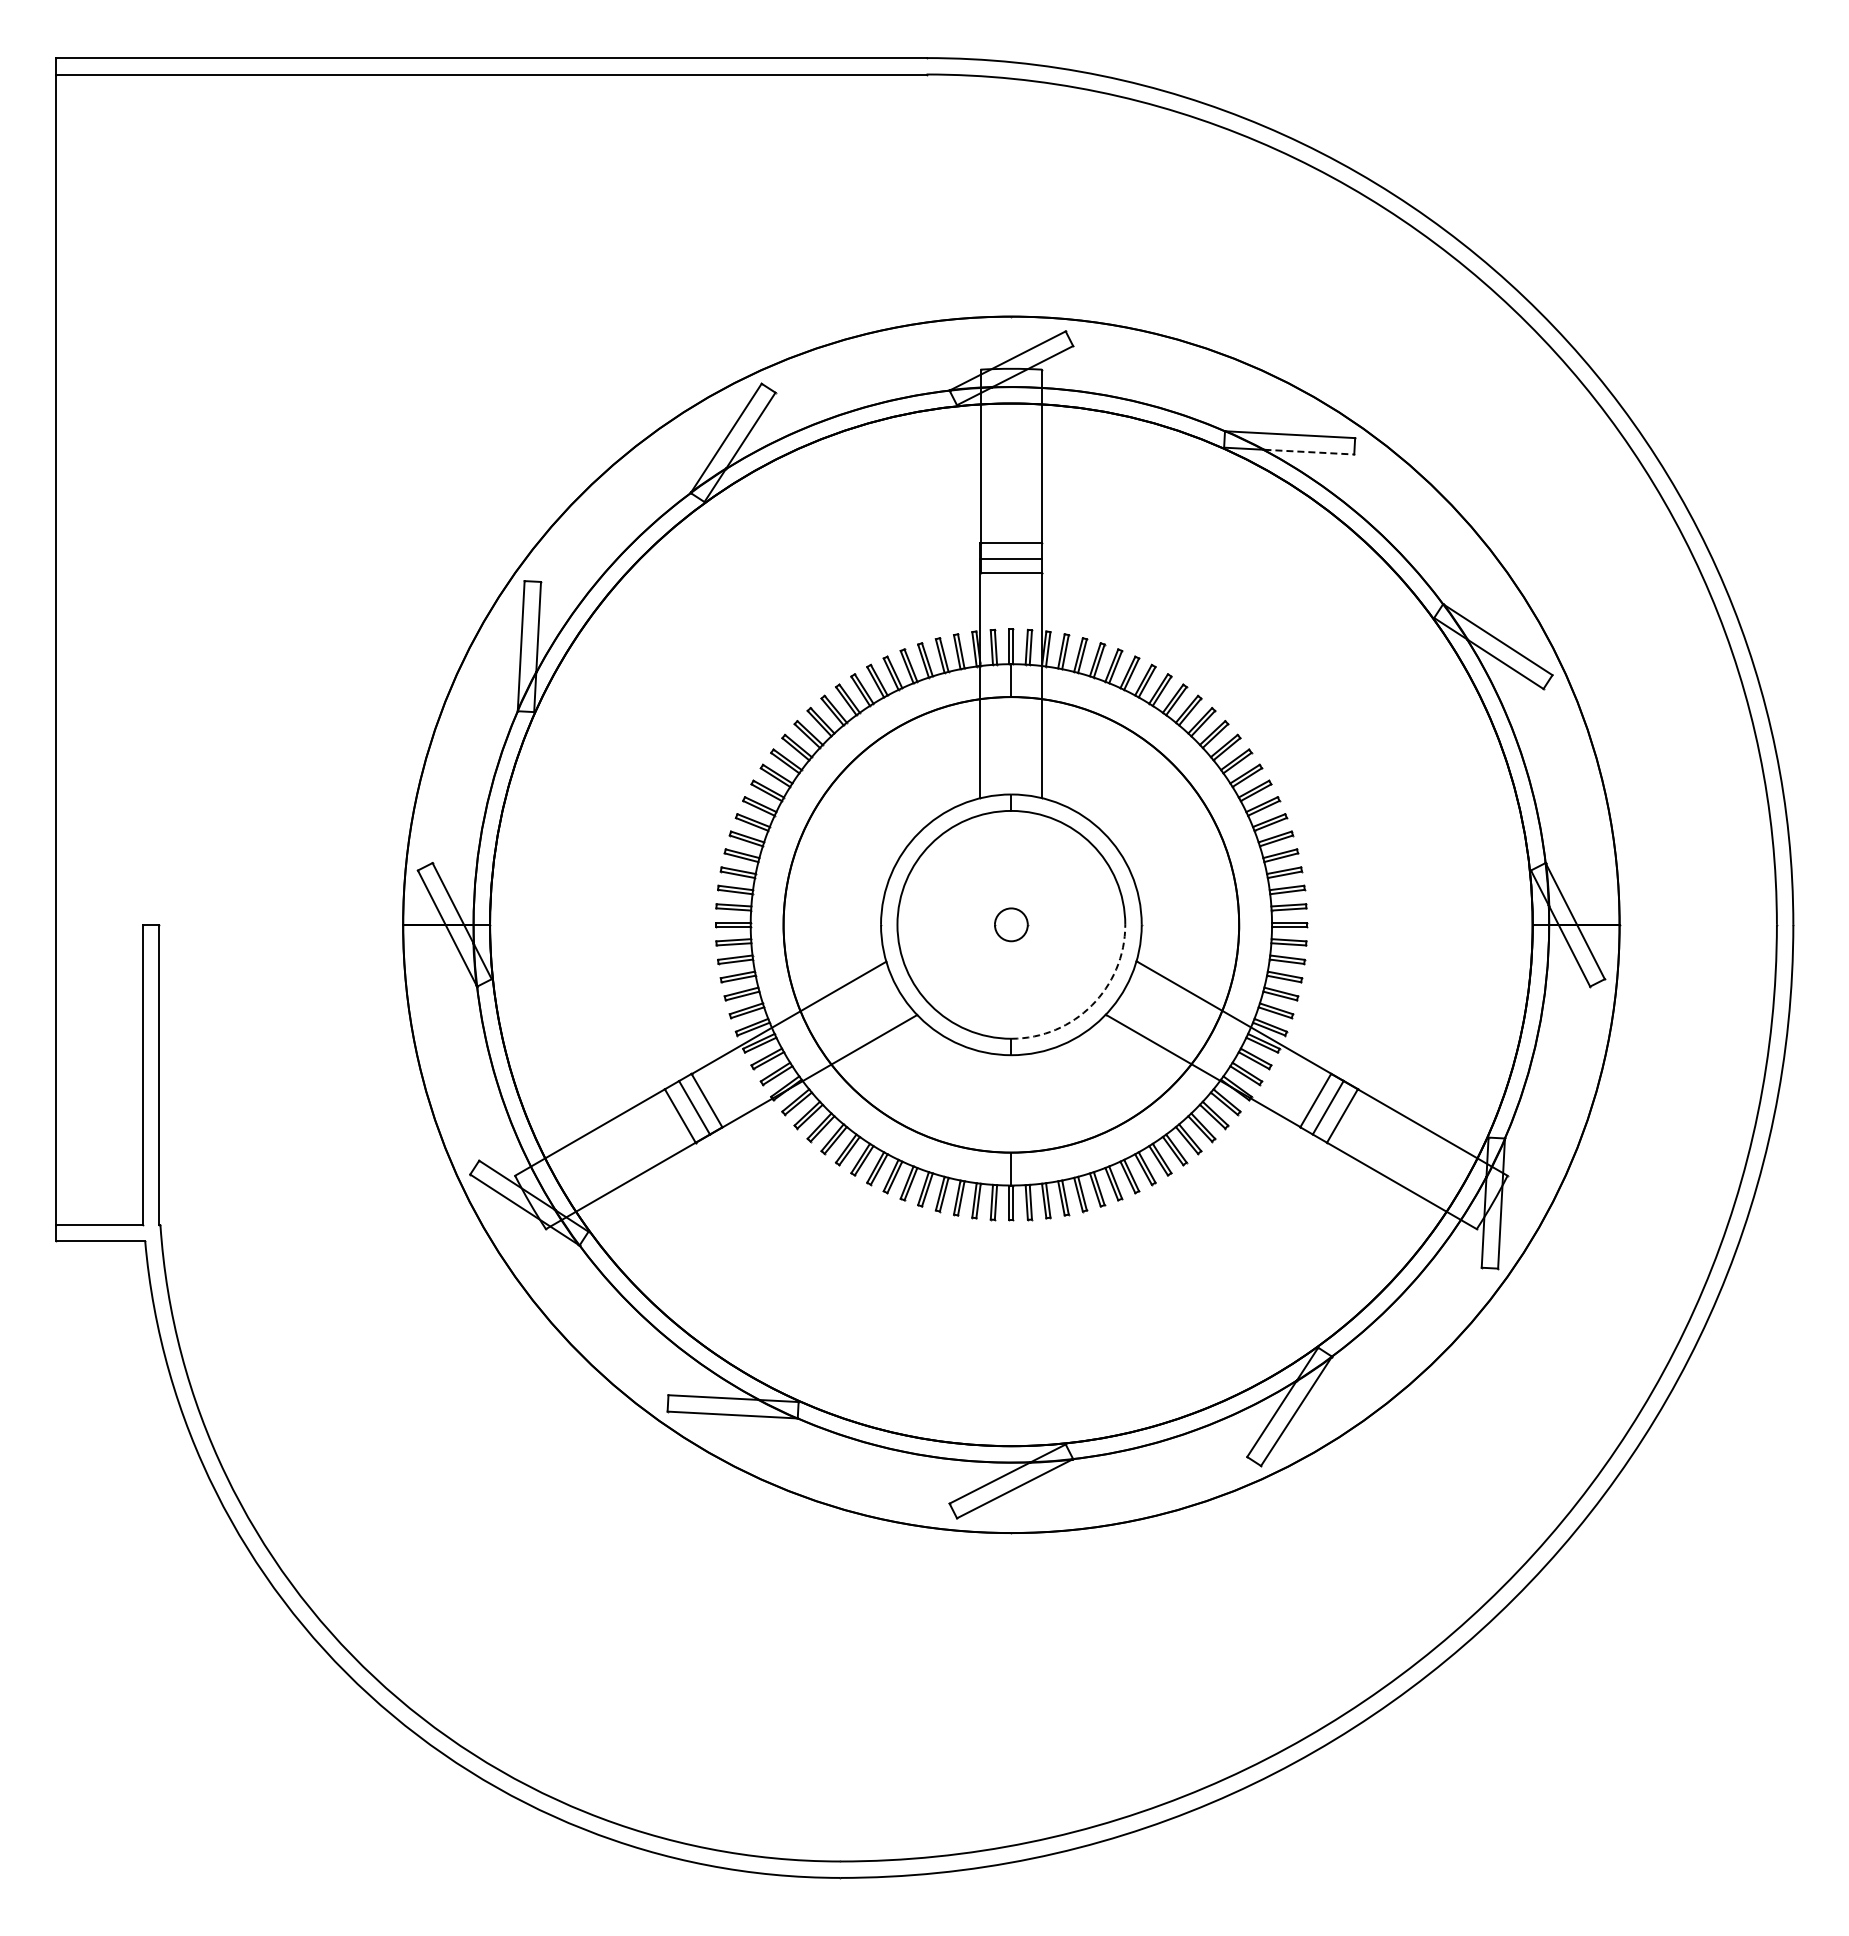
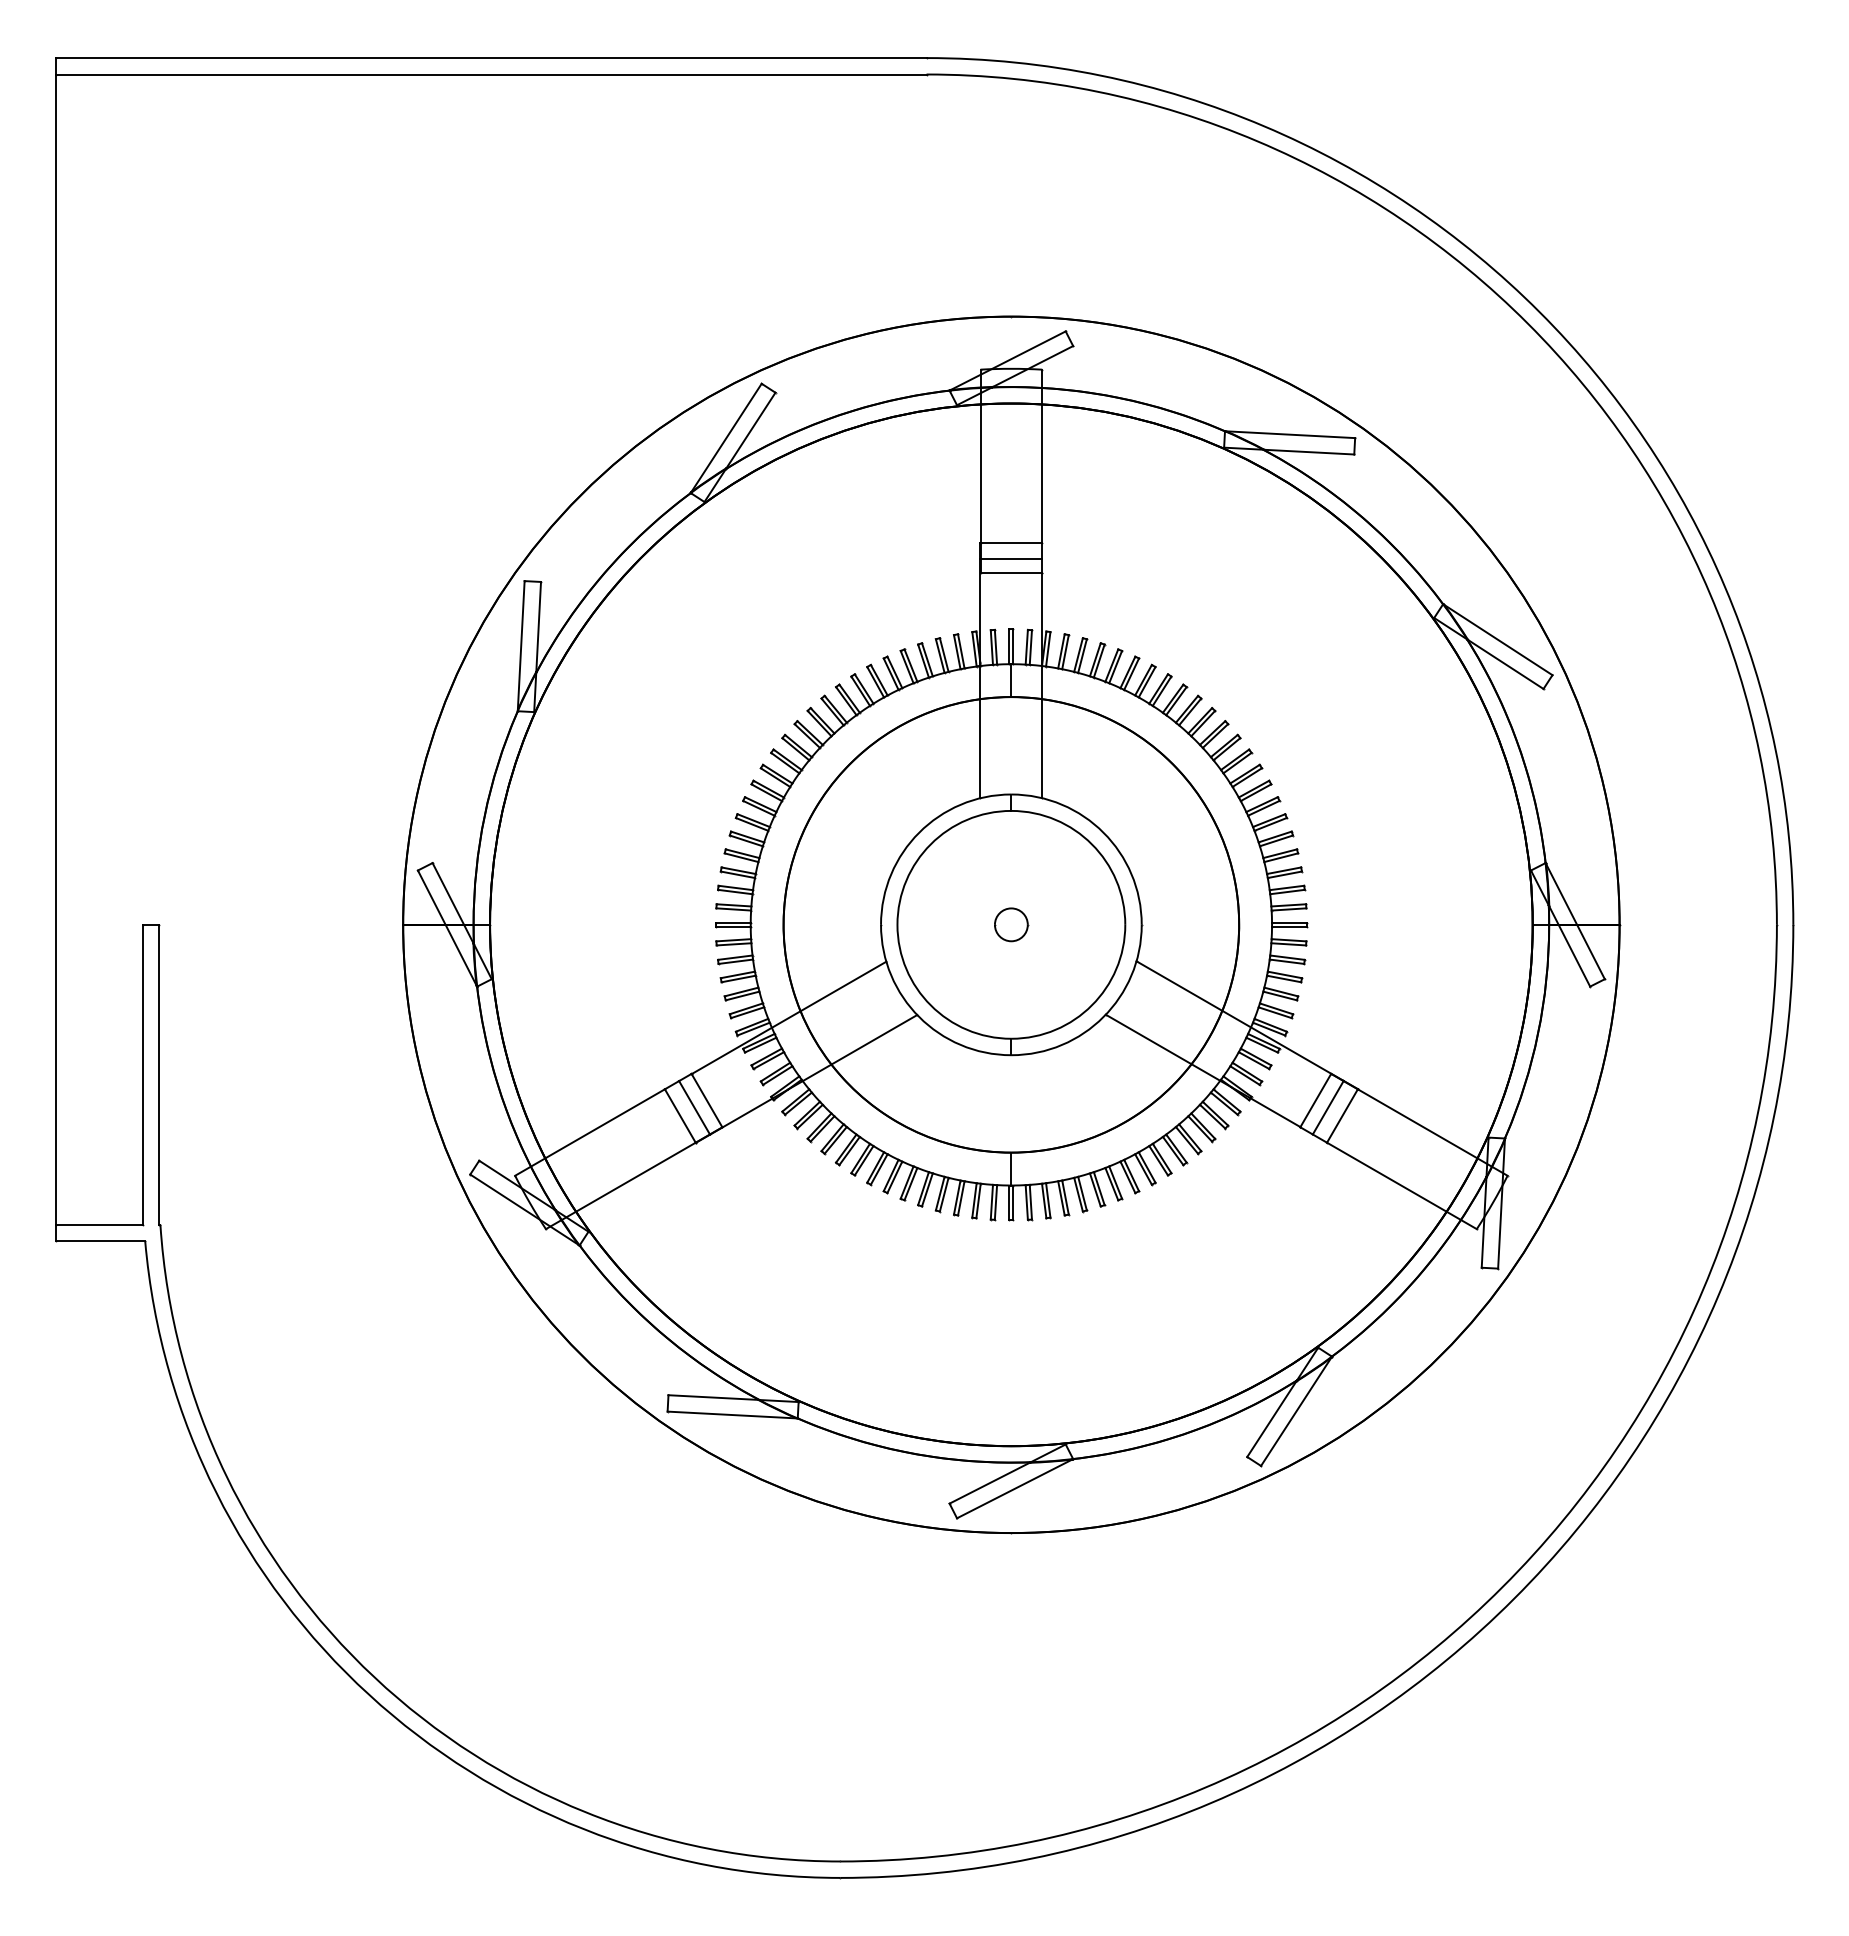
line: dashed -> solid (1309, 452)
arc: dashed -> solid (1091, 1005)
